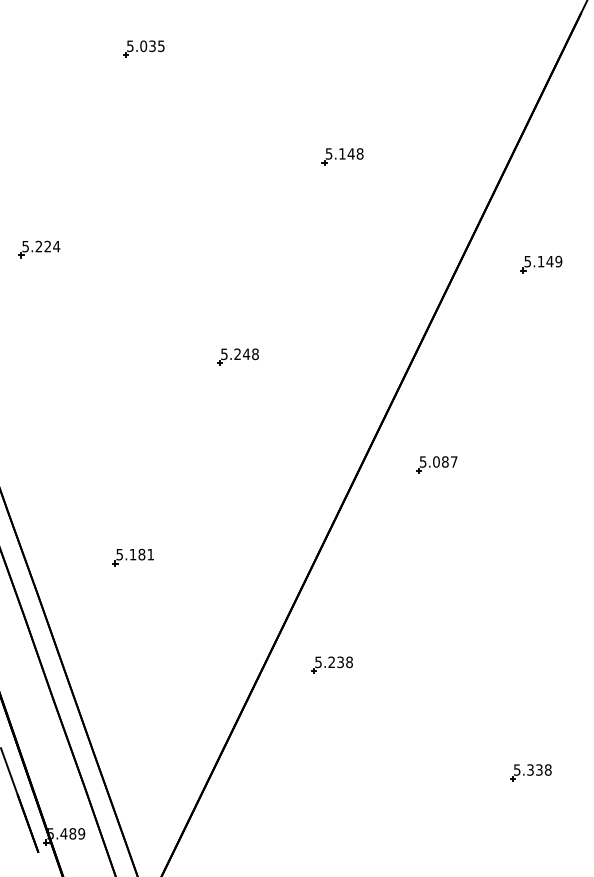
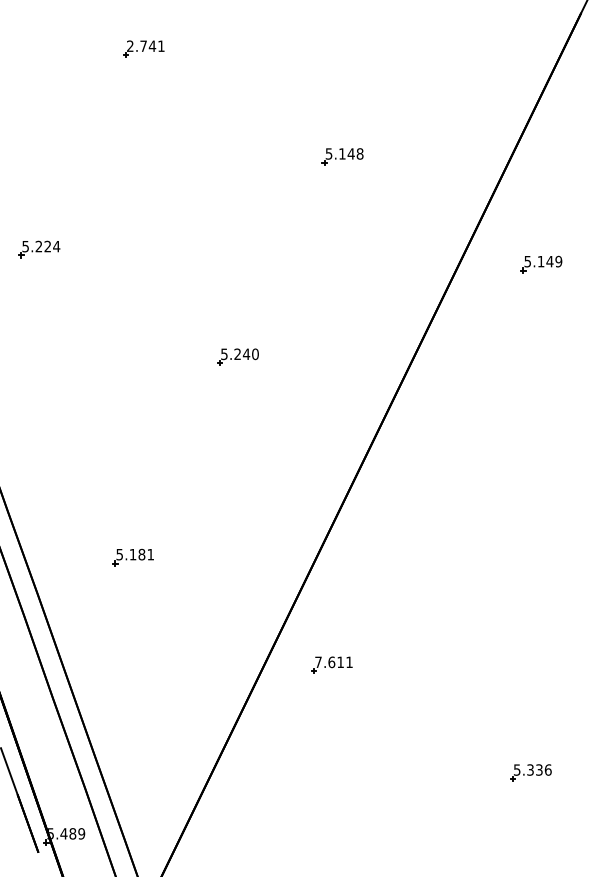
text: 5.035 -> 2.741 (145, 46)
text: 5.248 -> 5.240 (255, 354)
part: present -> none (436, 464)
text: 5.238 -> 7.611 (333, 662)
text: 5.338 -> 5.336 (547, 769)
